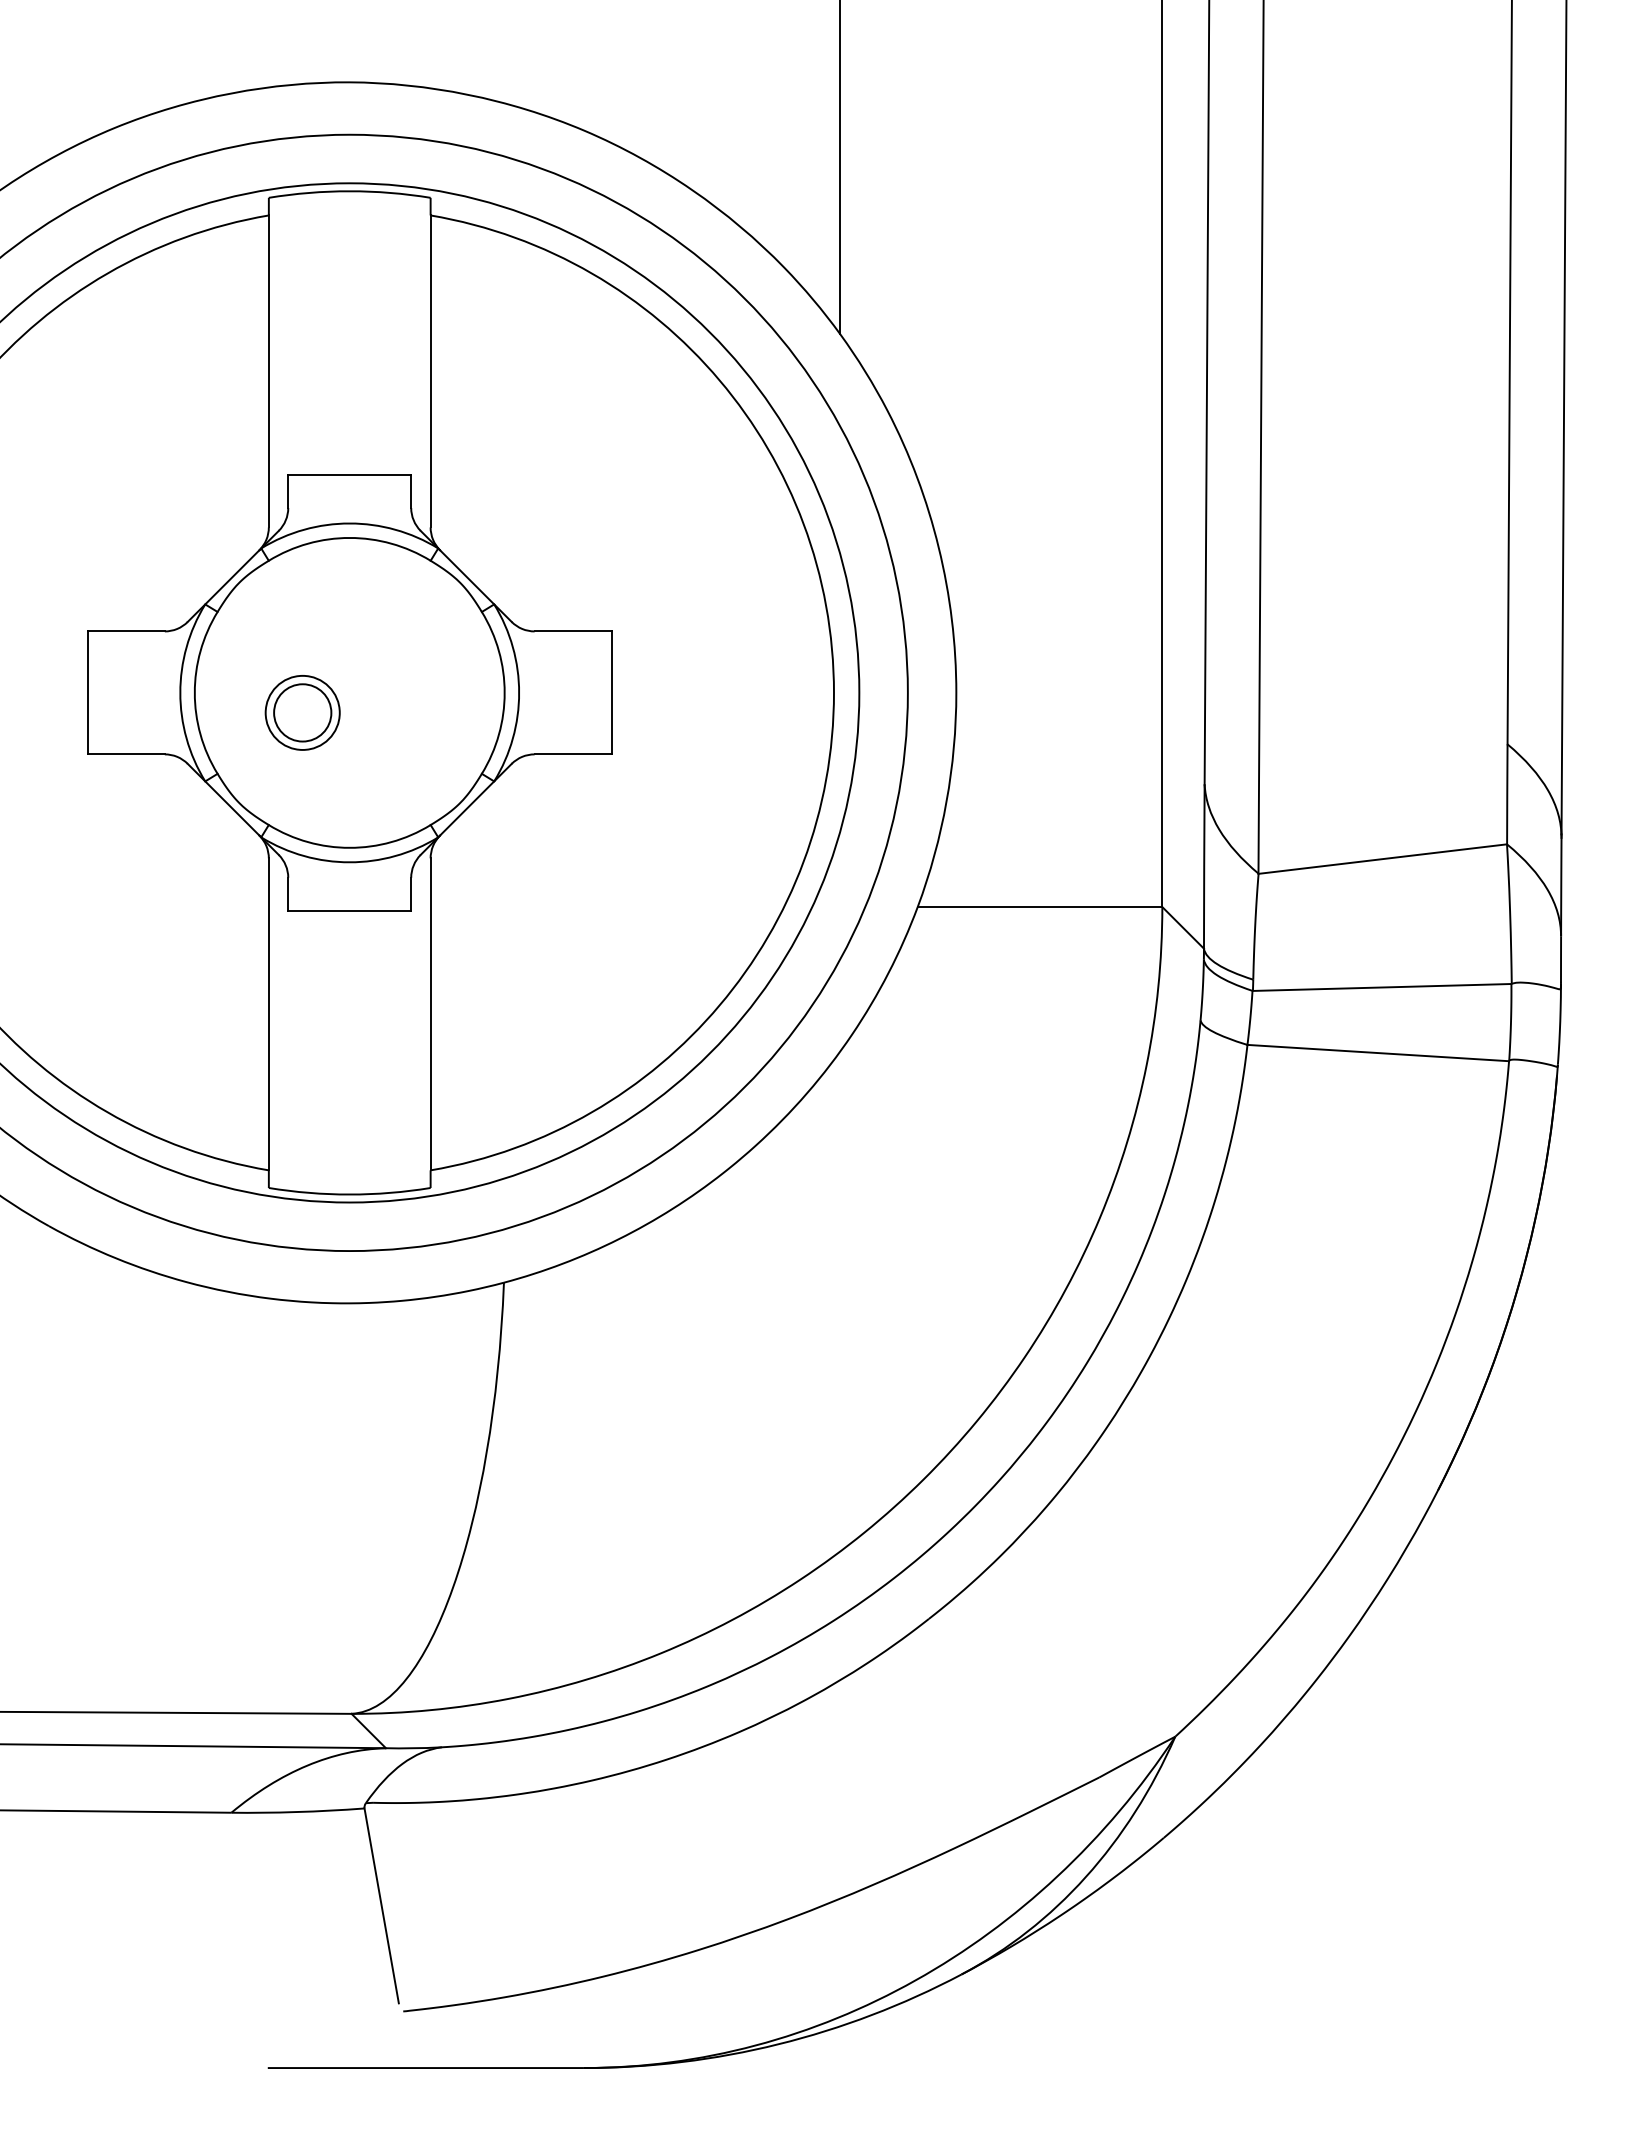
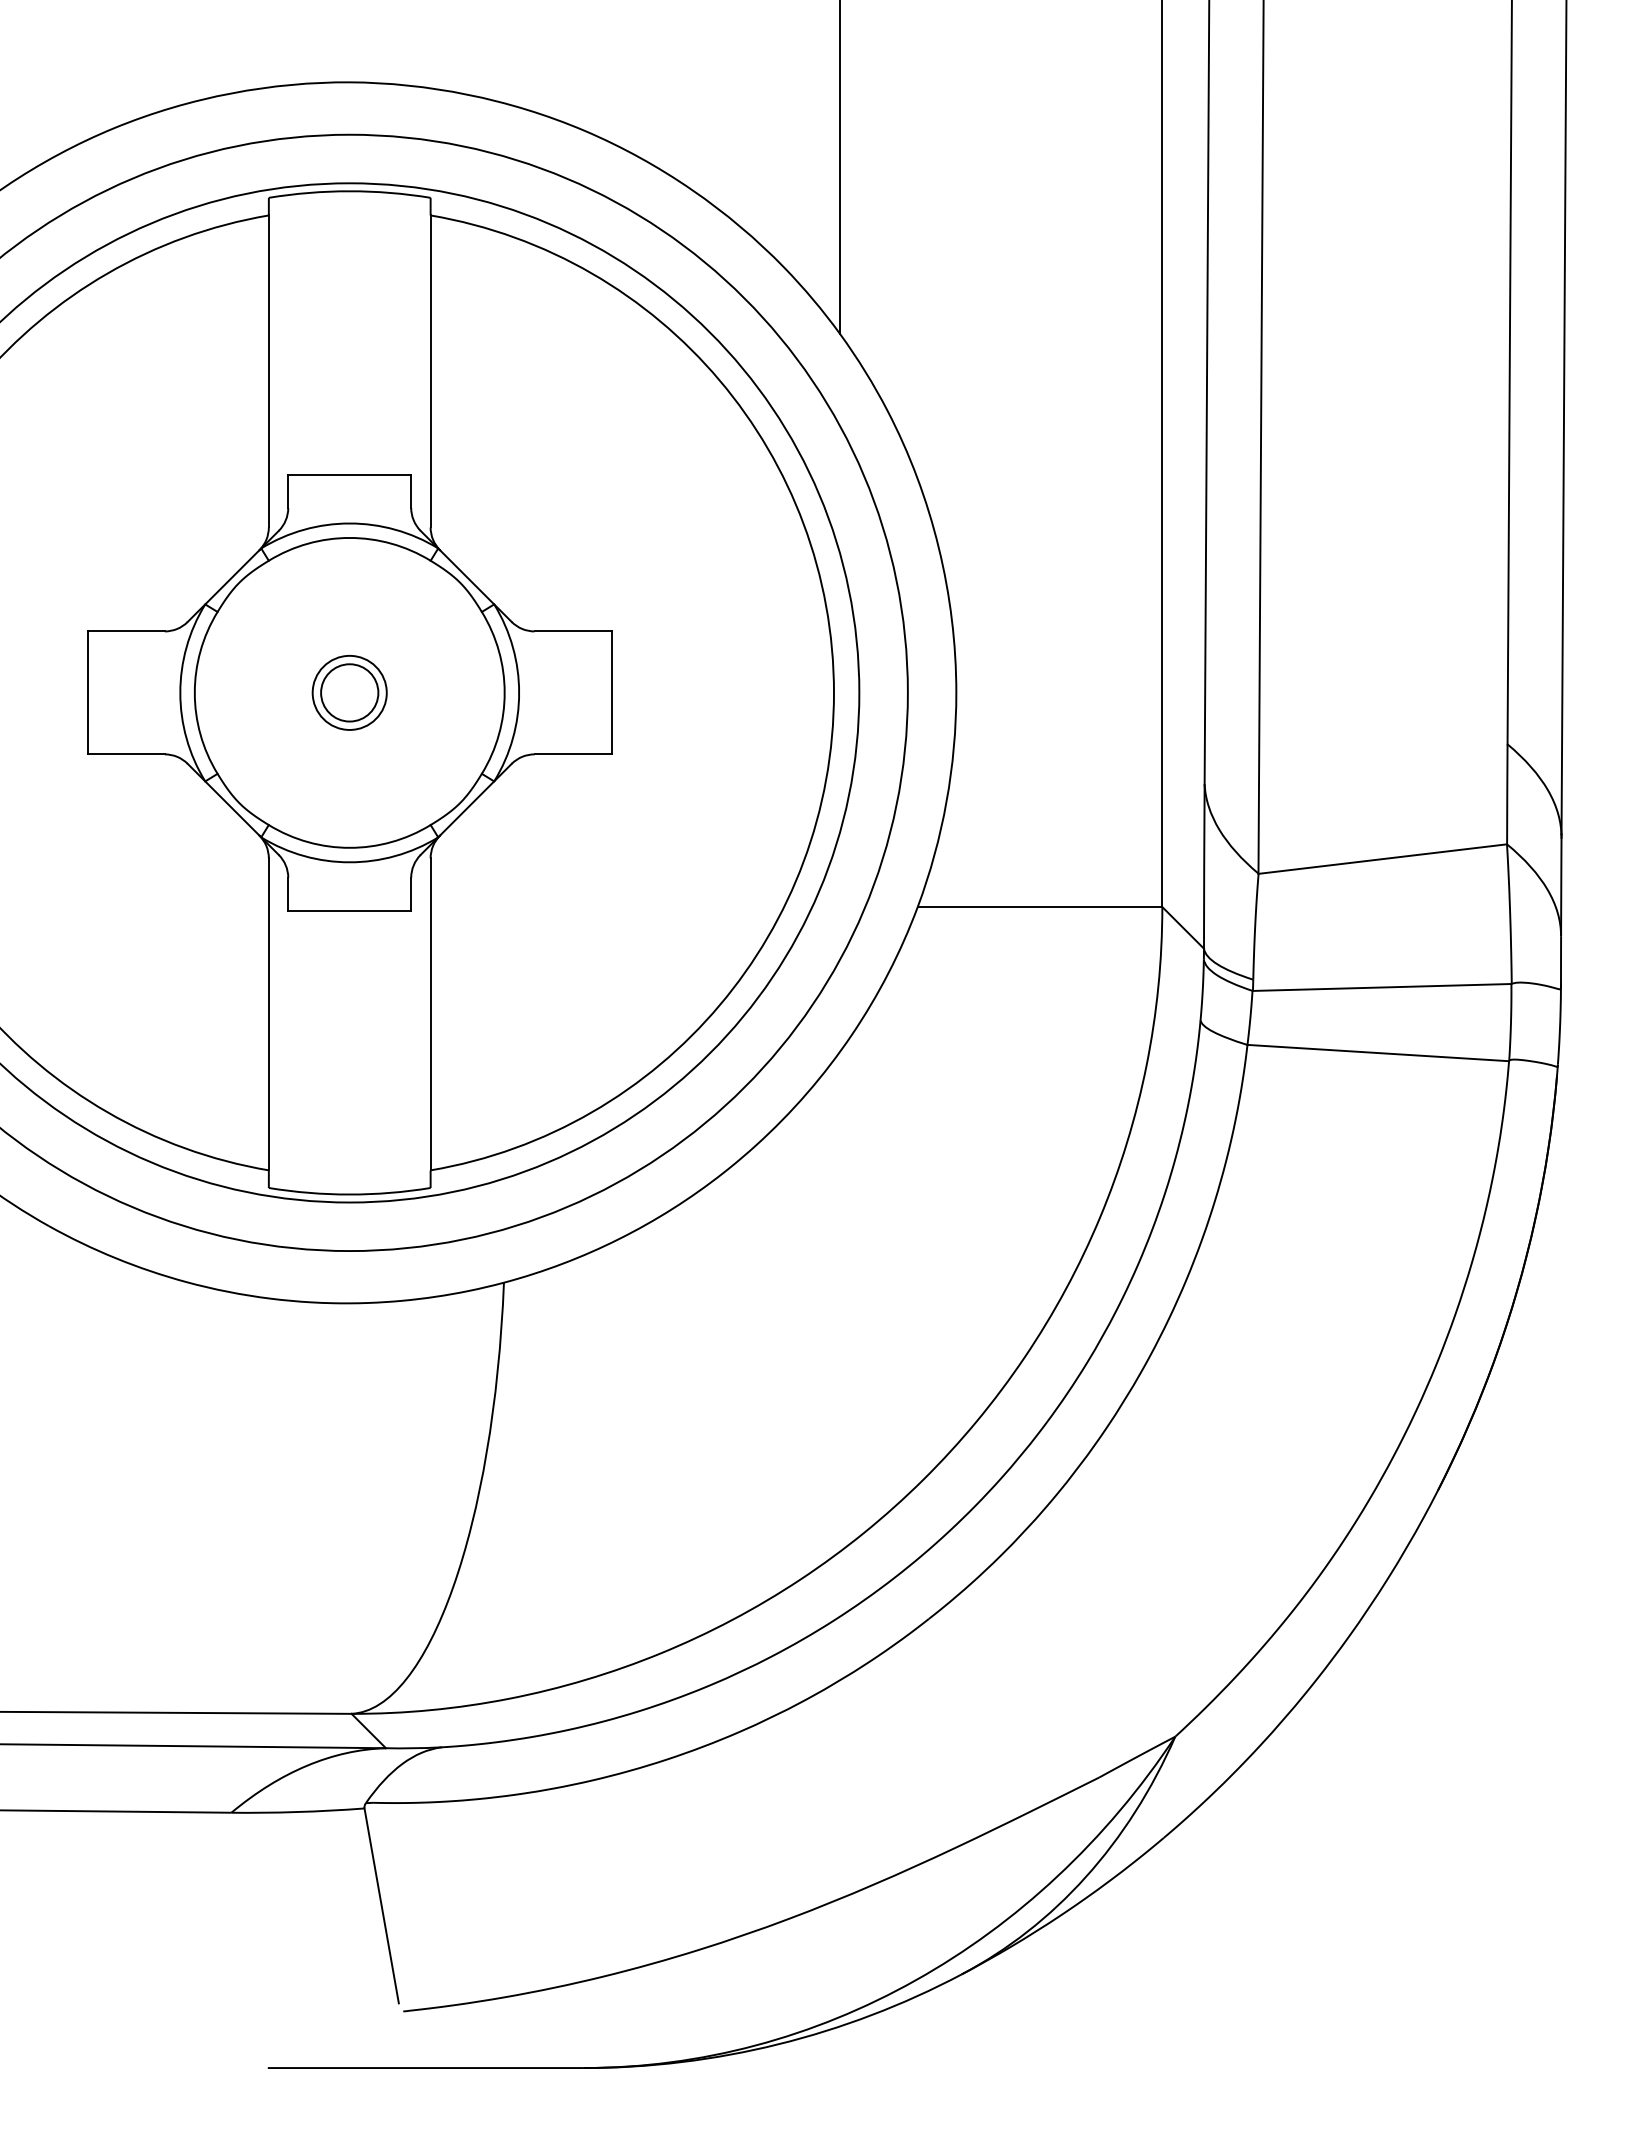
part position: (302, 712) -> (349, 692) (349, 692)
